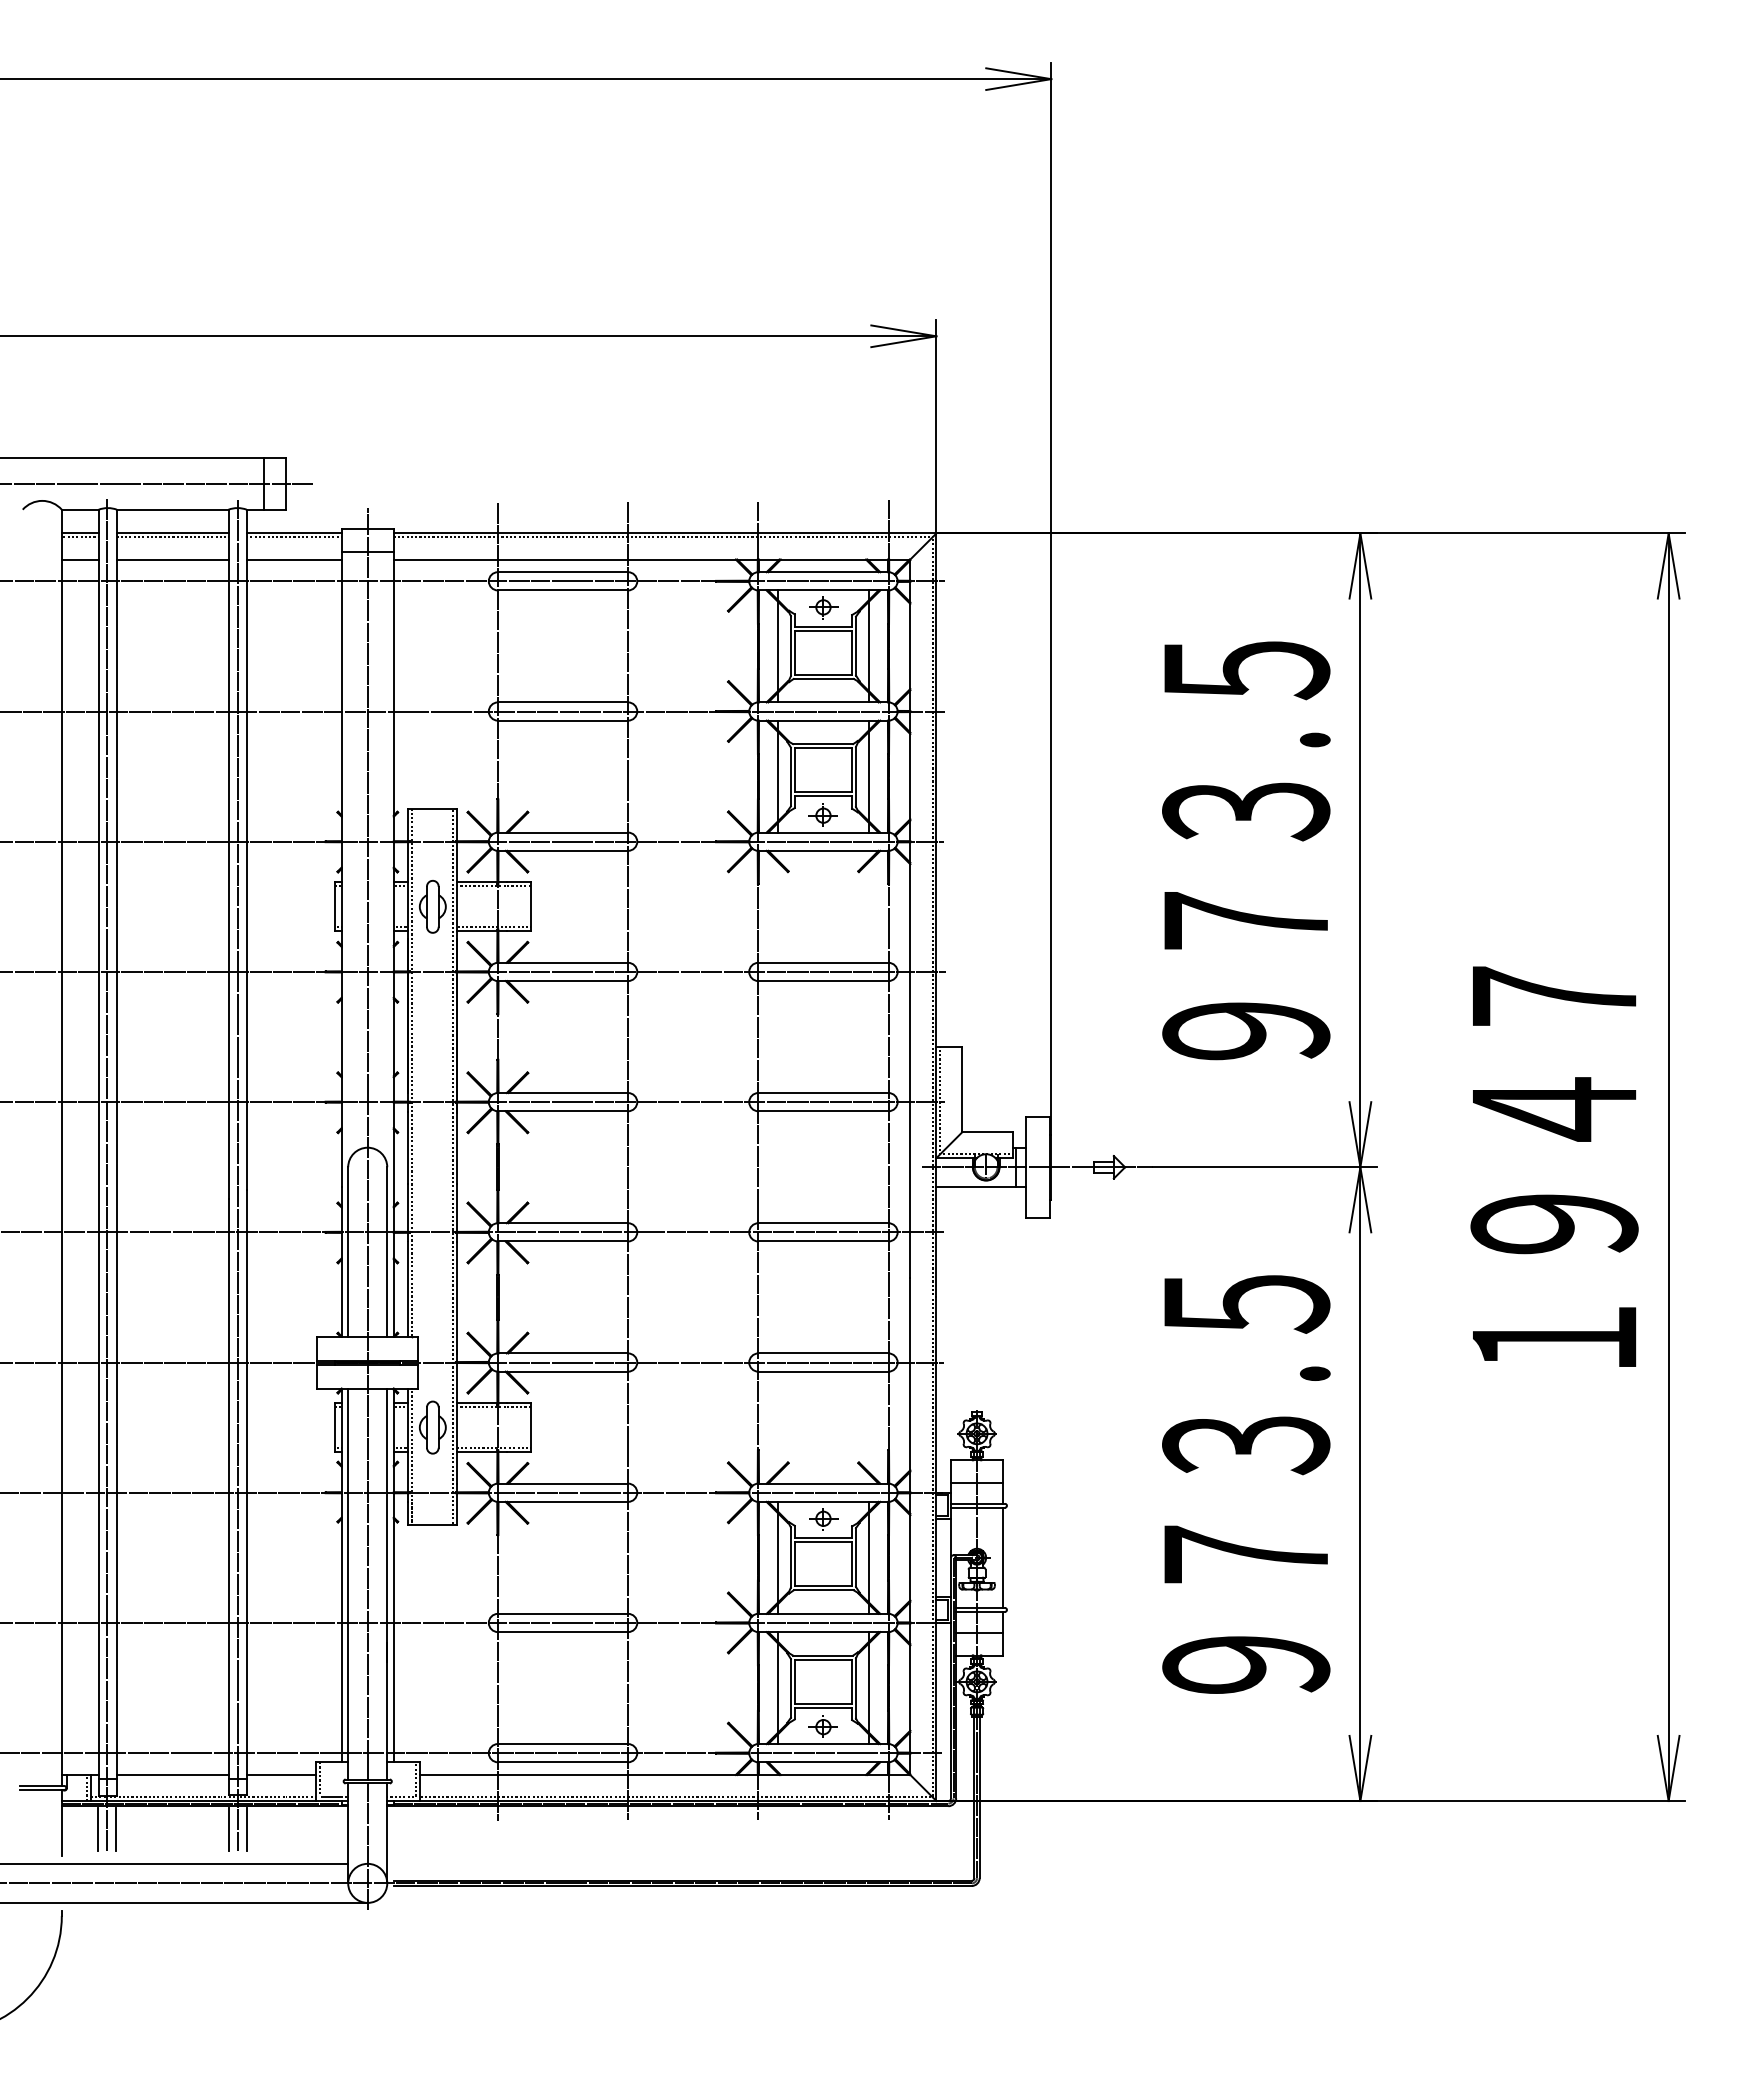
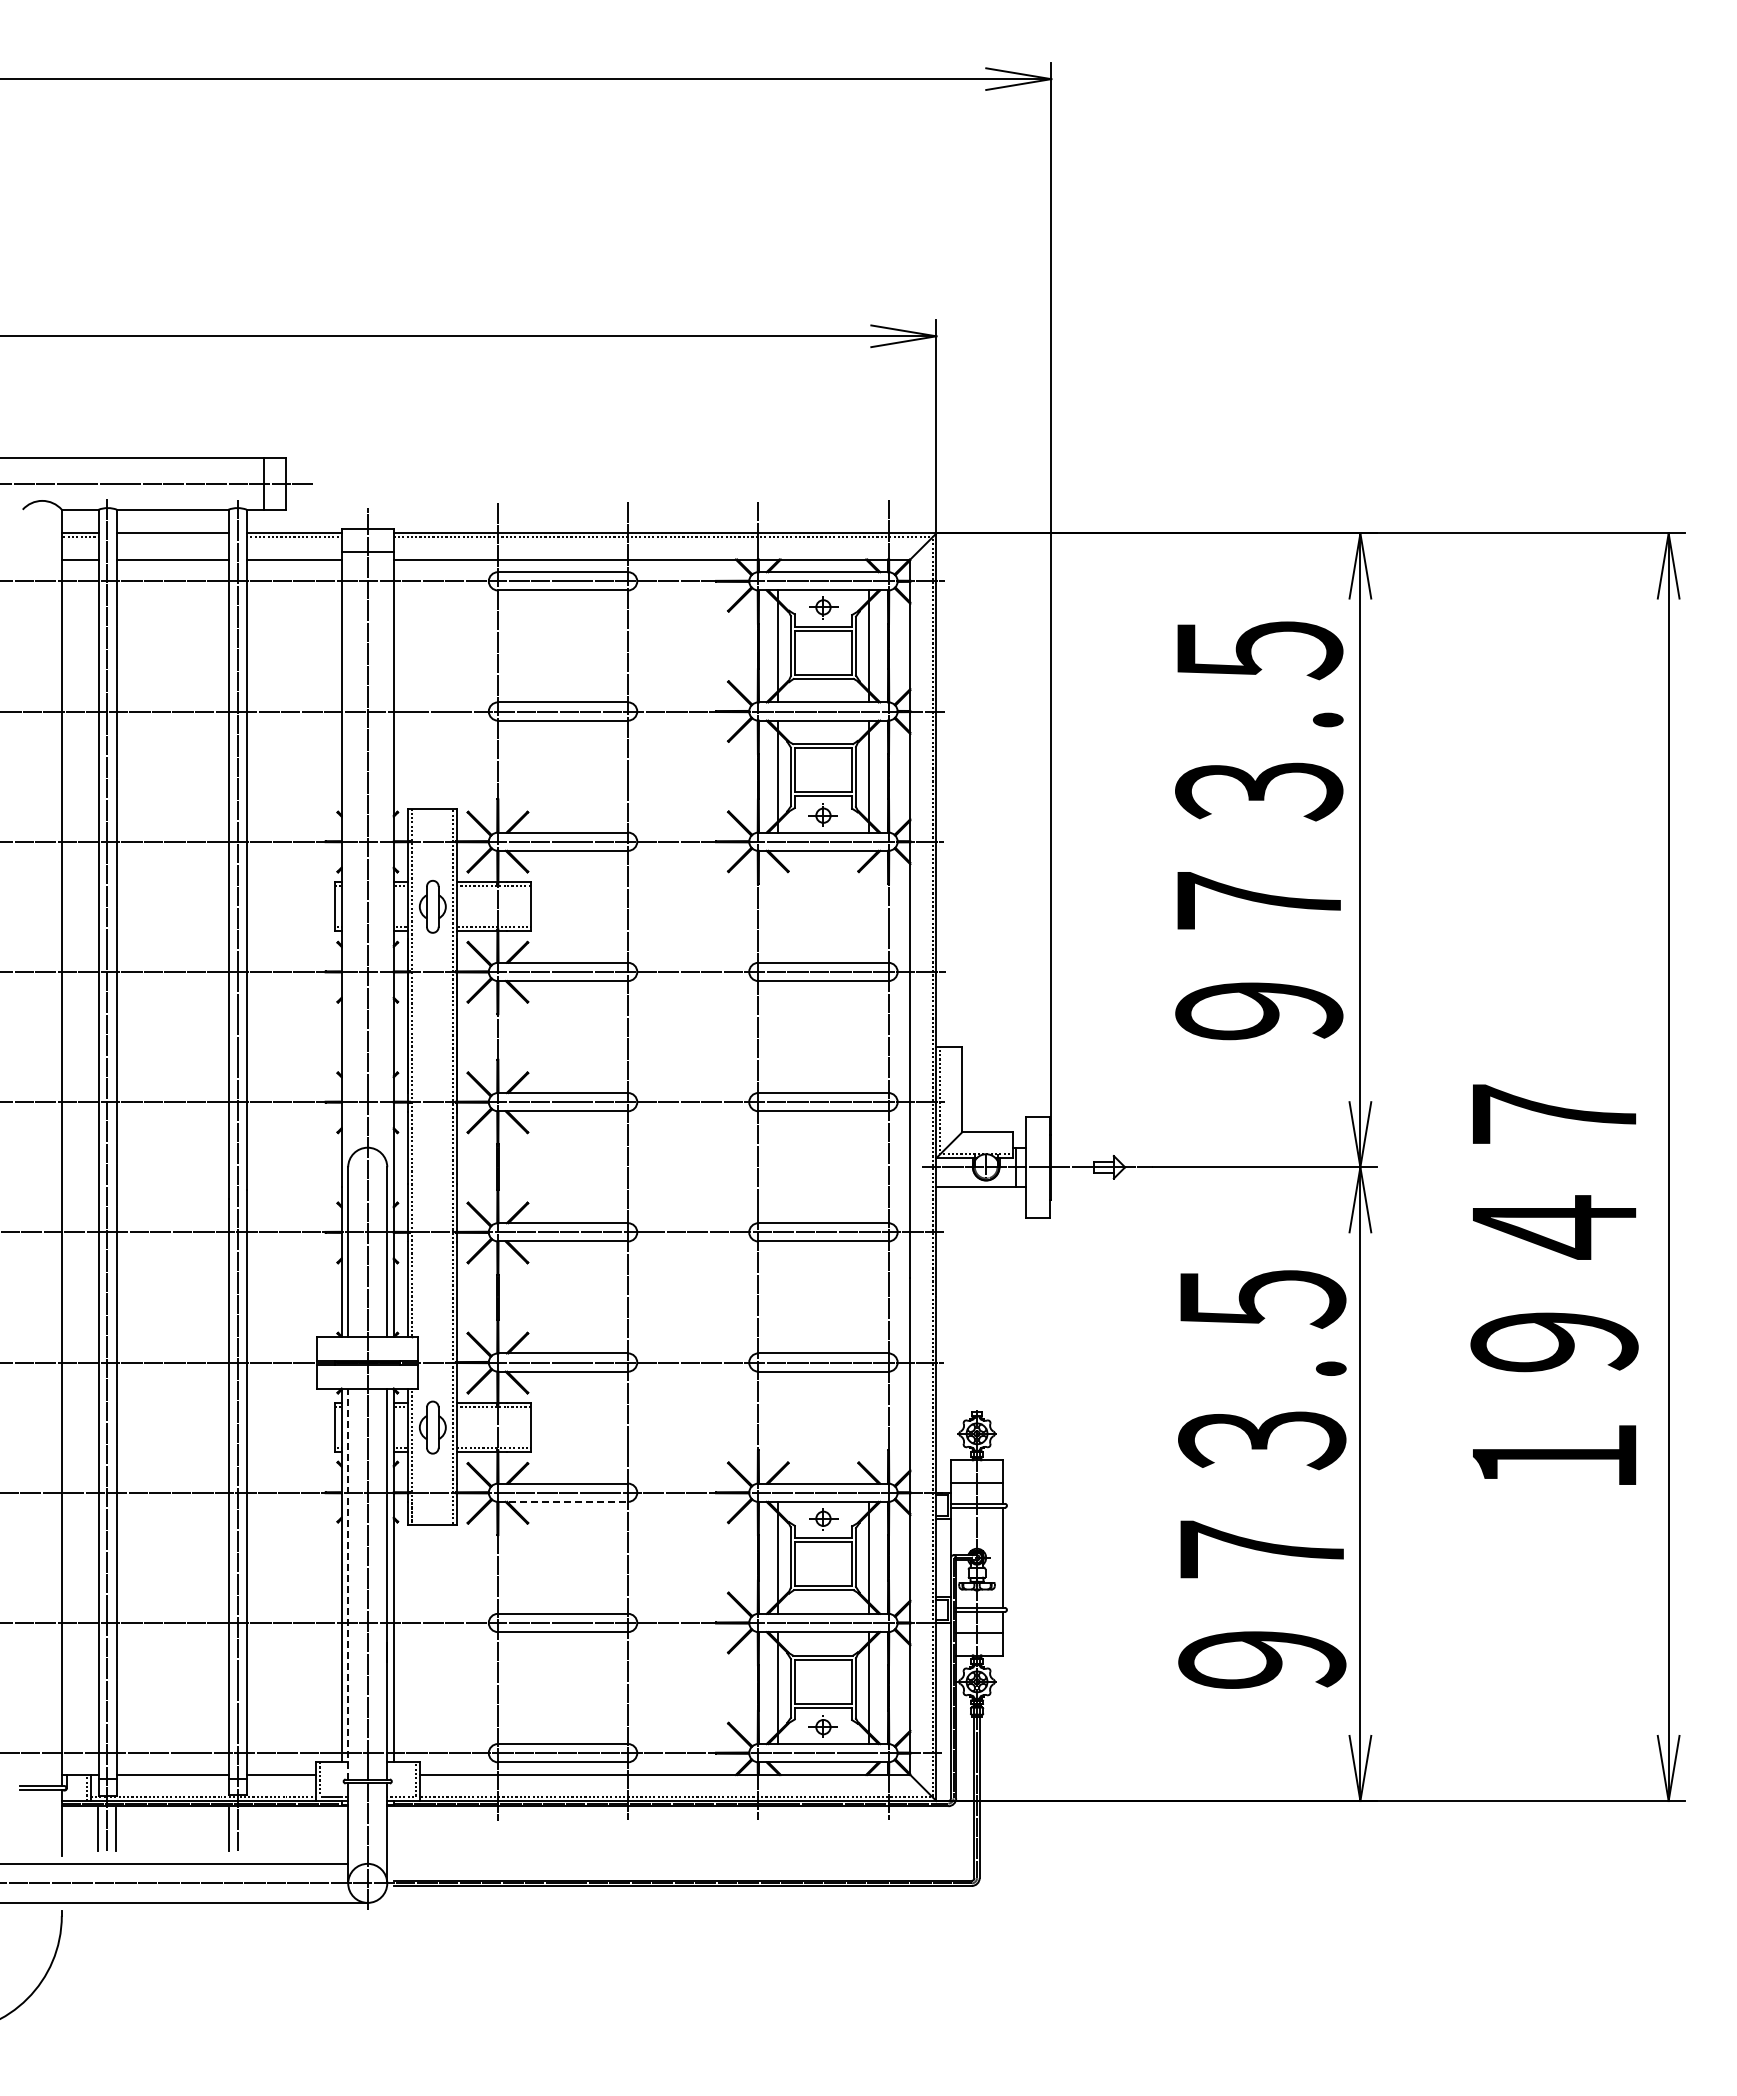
line: present -> none (172, 537)
text position: (1246, 850) -> (1259, 830) (1259, 830)
text position: (1554, 1166) -> (1554, 1284) (1554, 1284)
text position: (1246, 1484) -> (1262, 1479) (1262, 1479)
line: solid -> dashed (563, 1501)
line: solid -> dashed (348, 1583)
line: present -> none (246, 1829)
